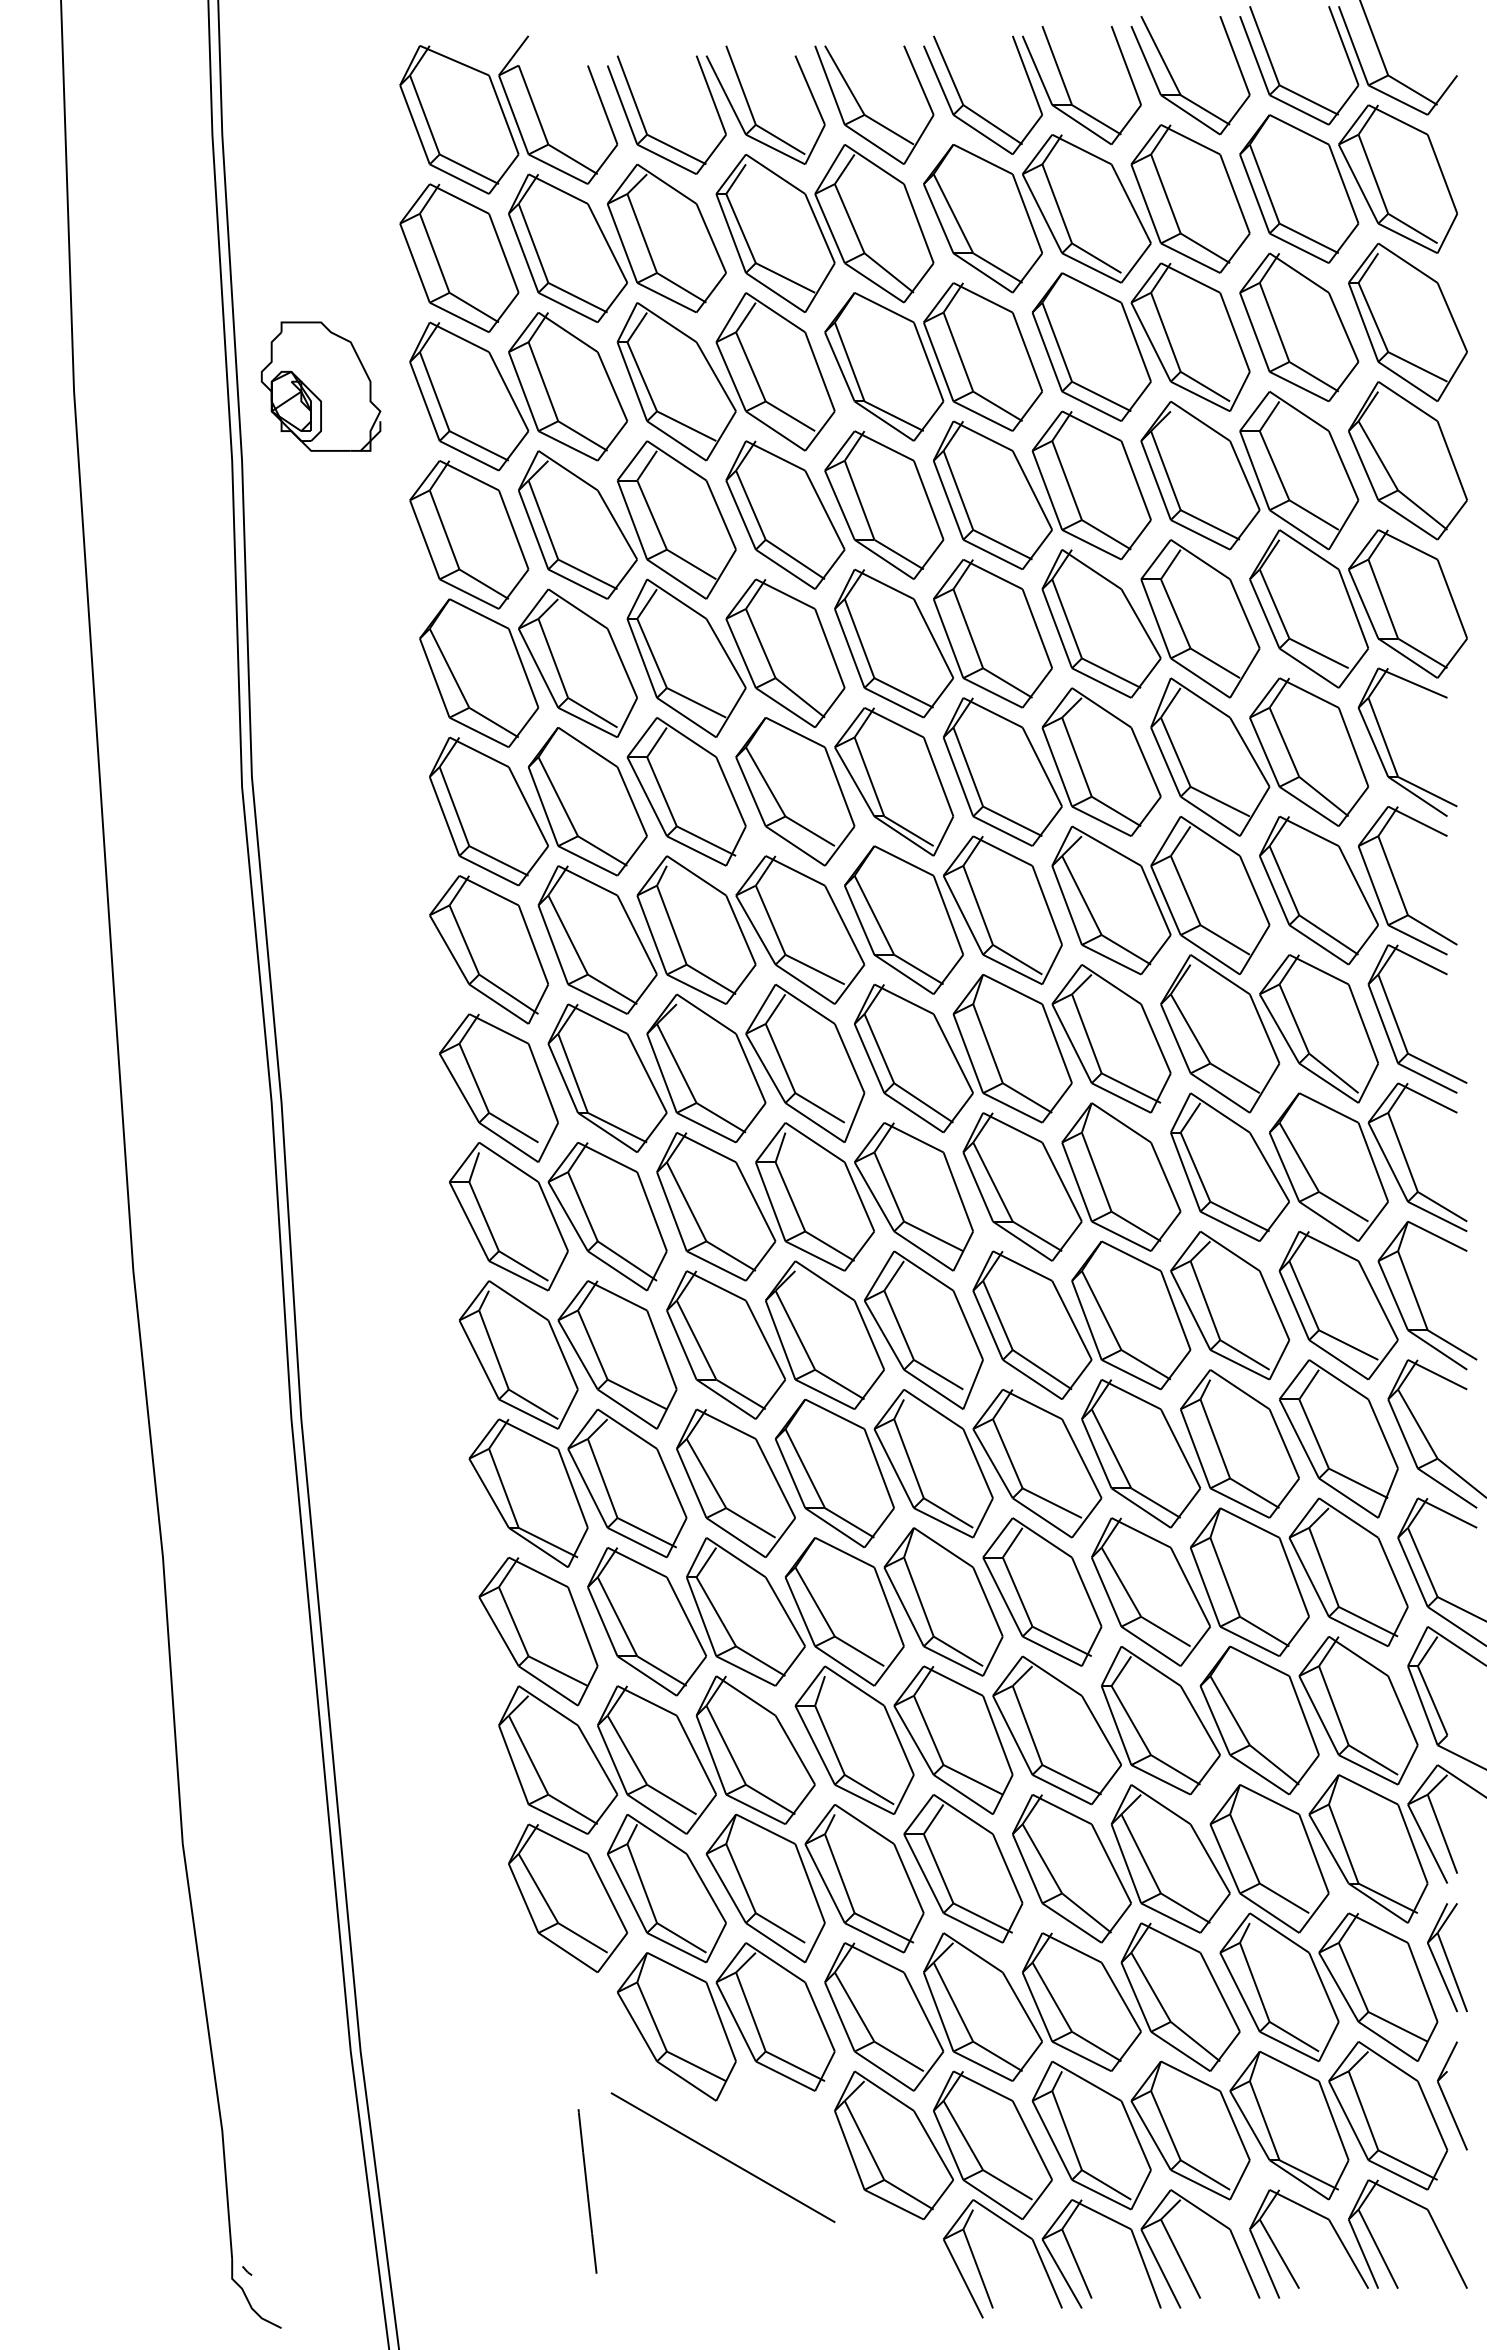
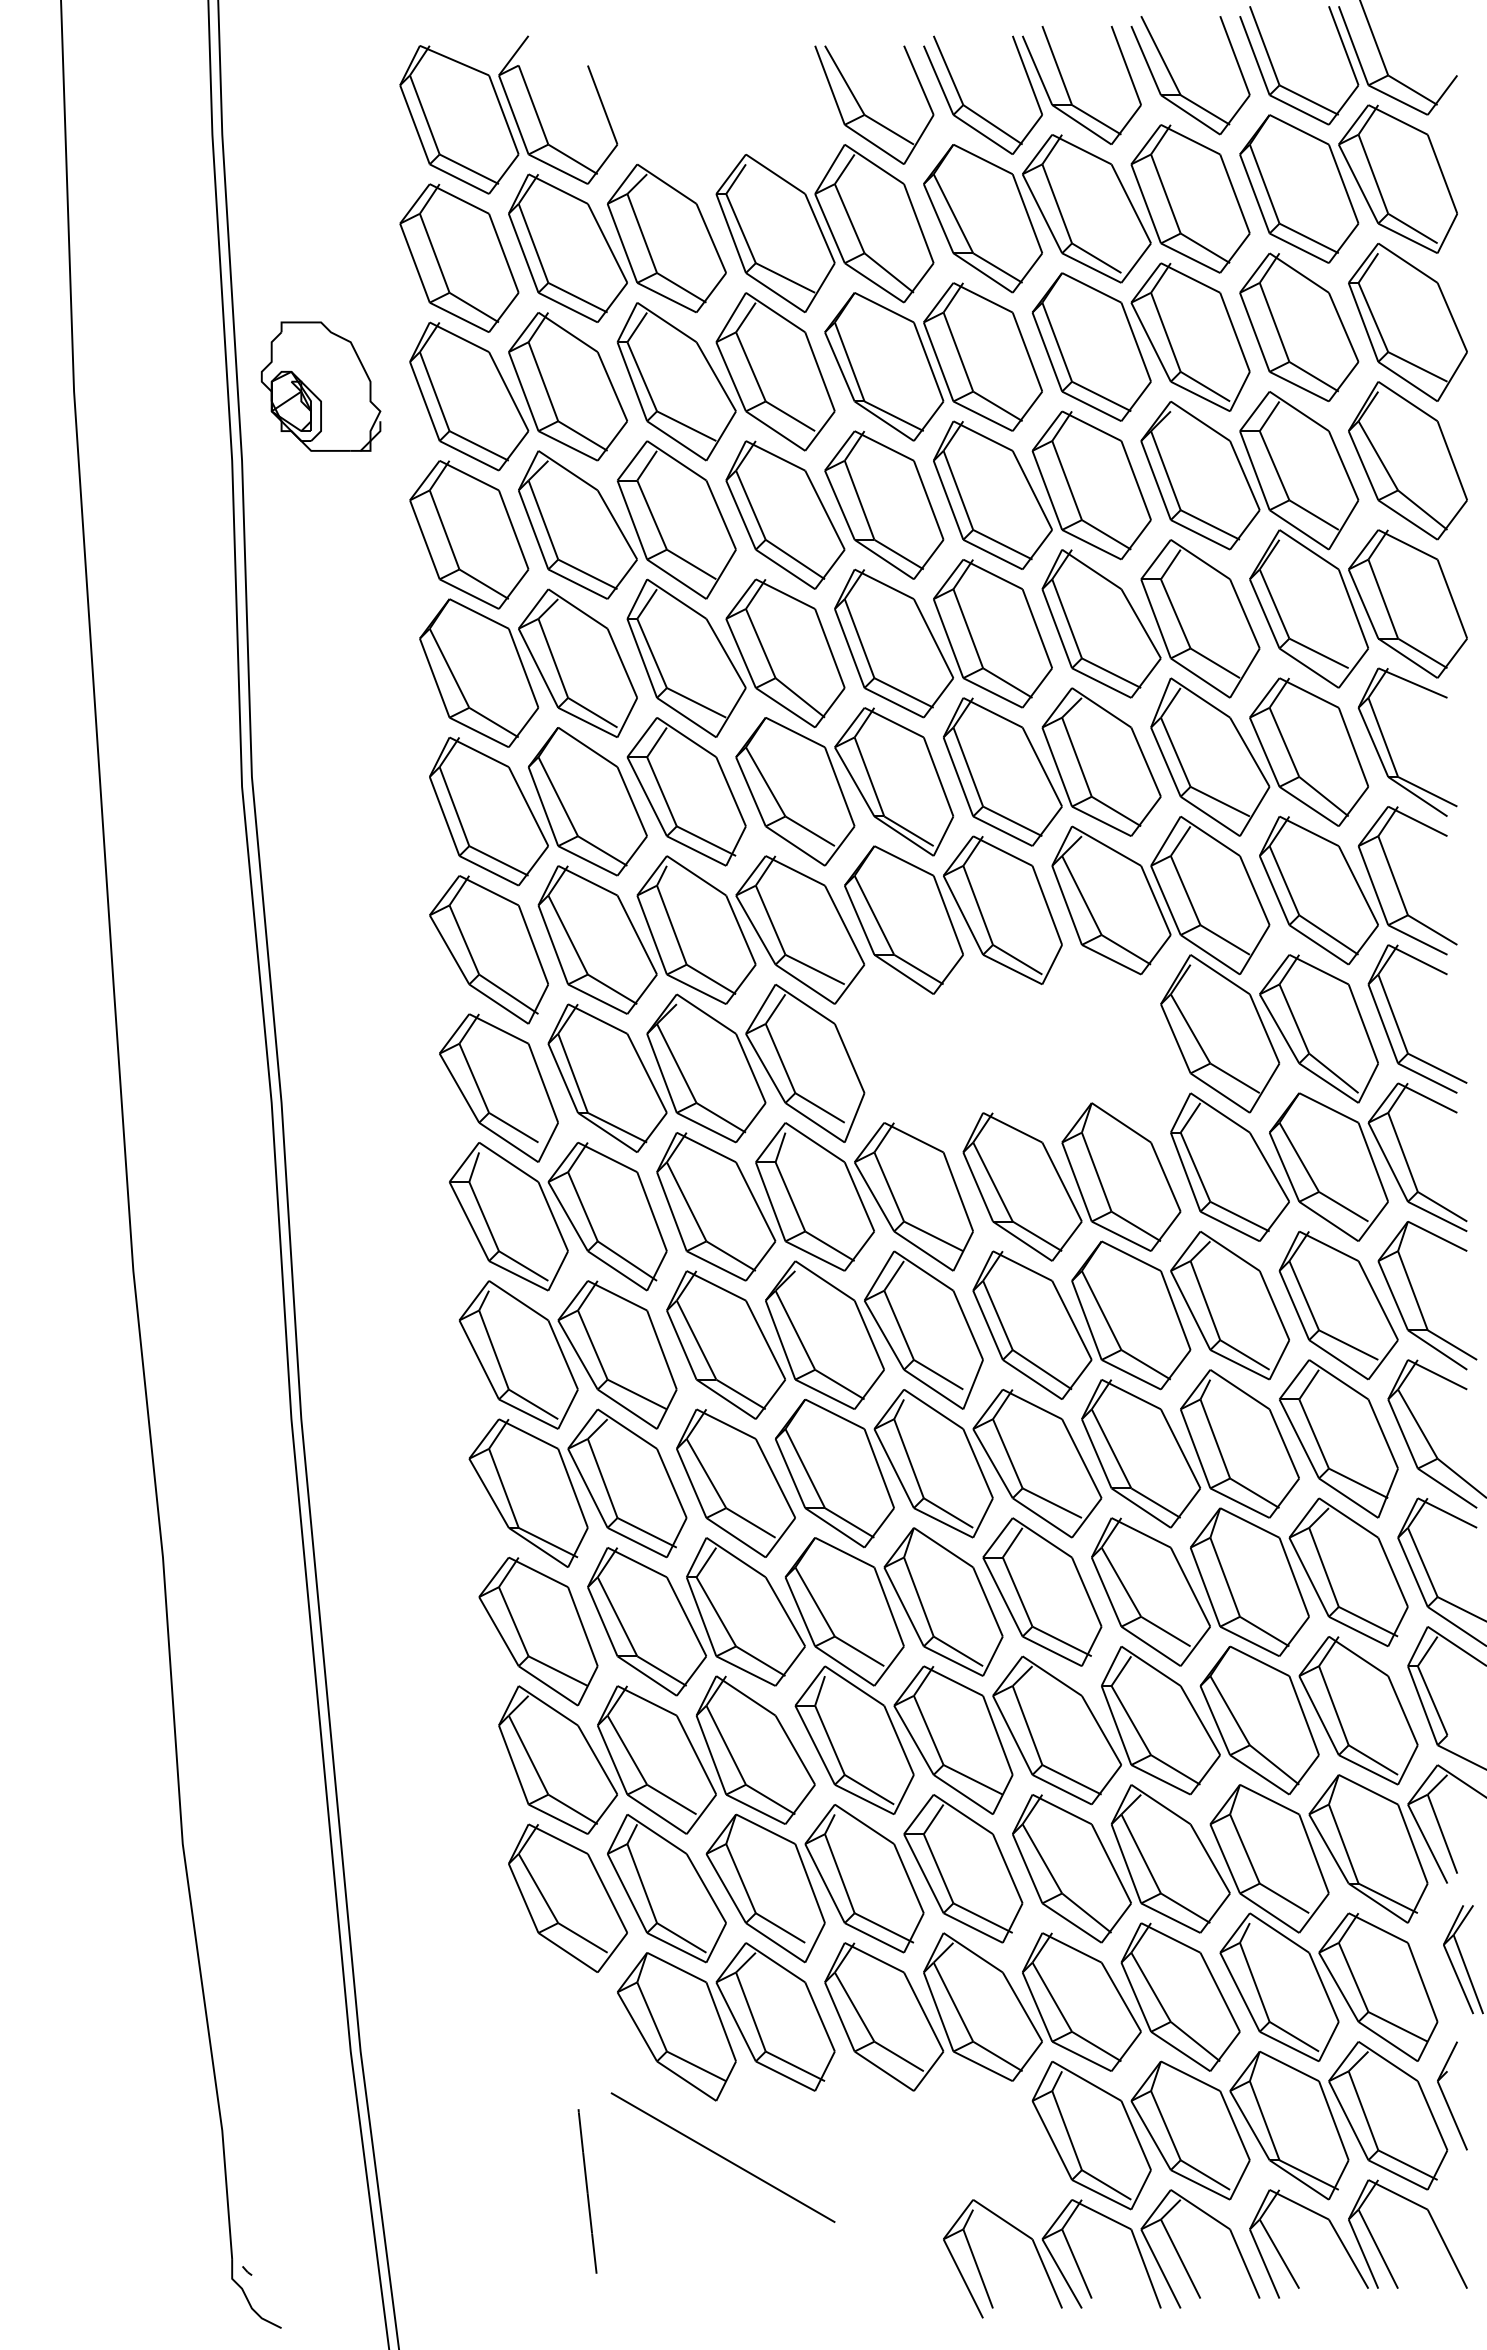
part: present -> none (716, 109)
part: present -> none (1012, 1048)
part position: (1447, 1957) -> (1463, 1959) (1463, 1959)
part: present -> none (943, 2145)
